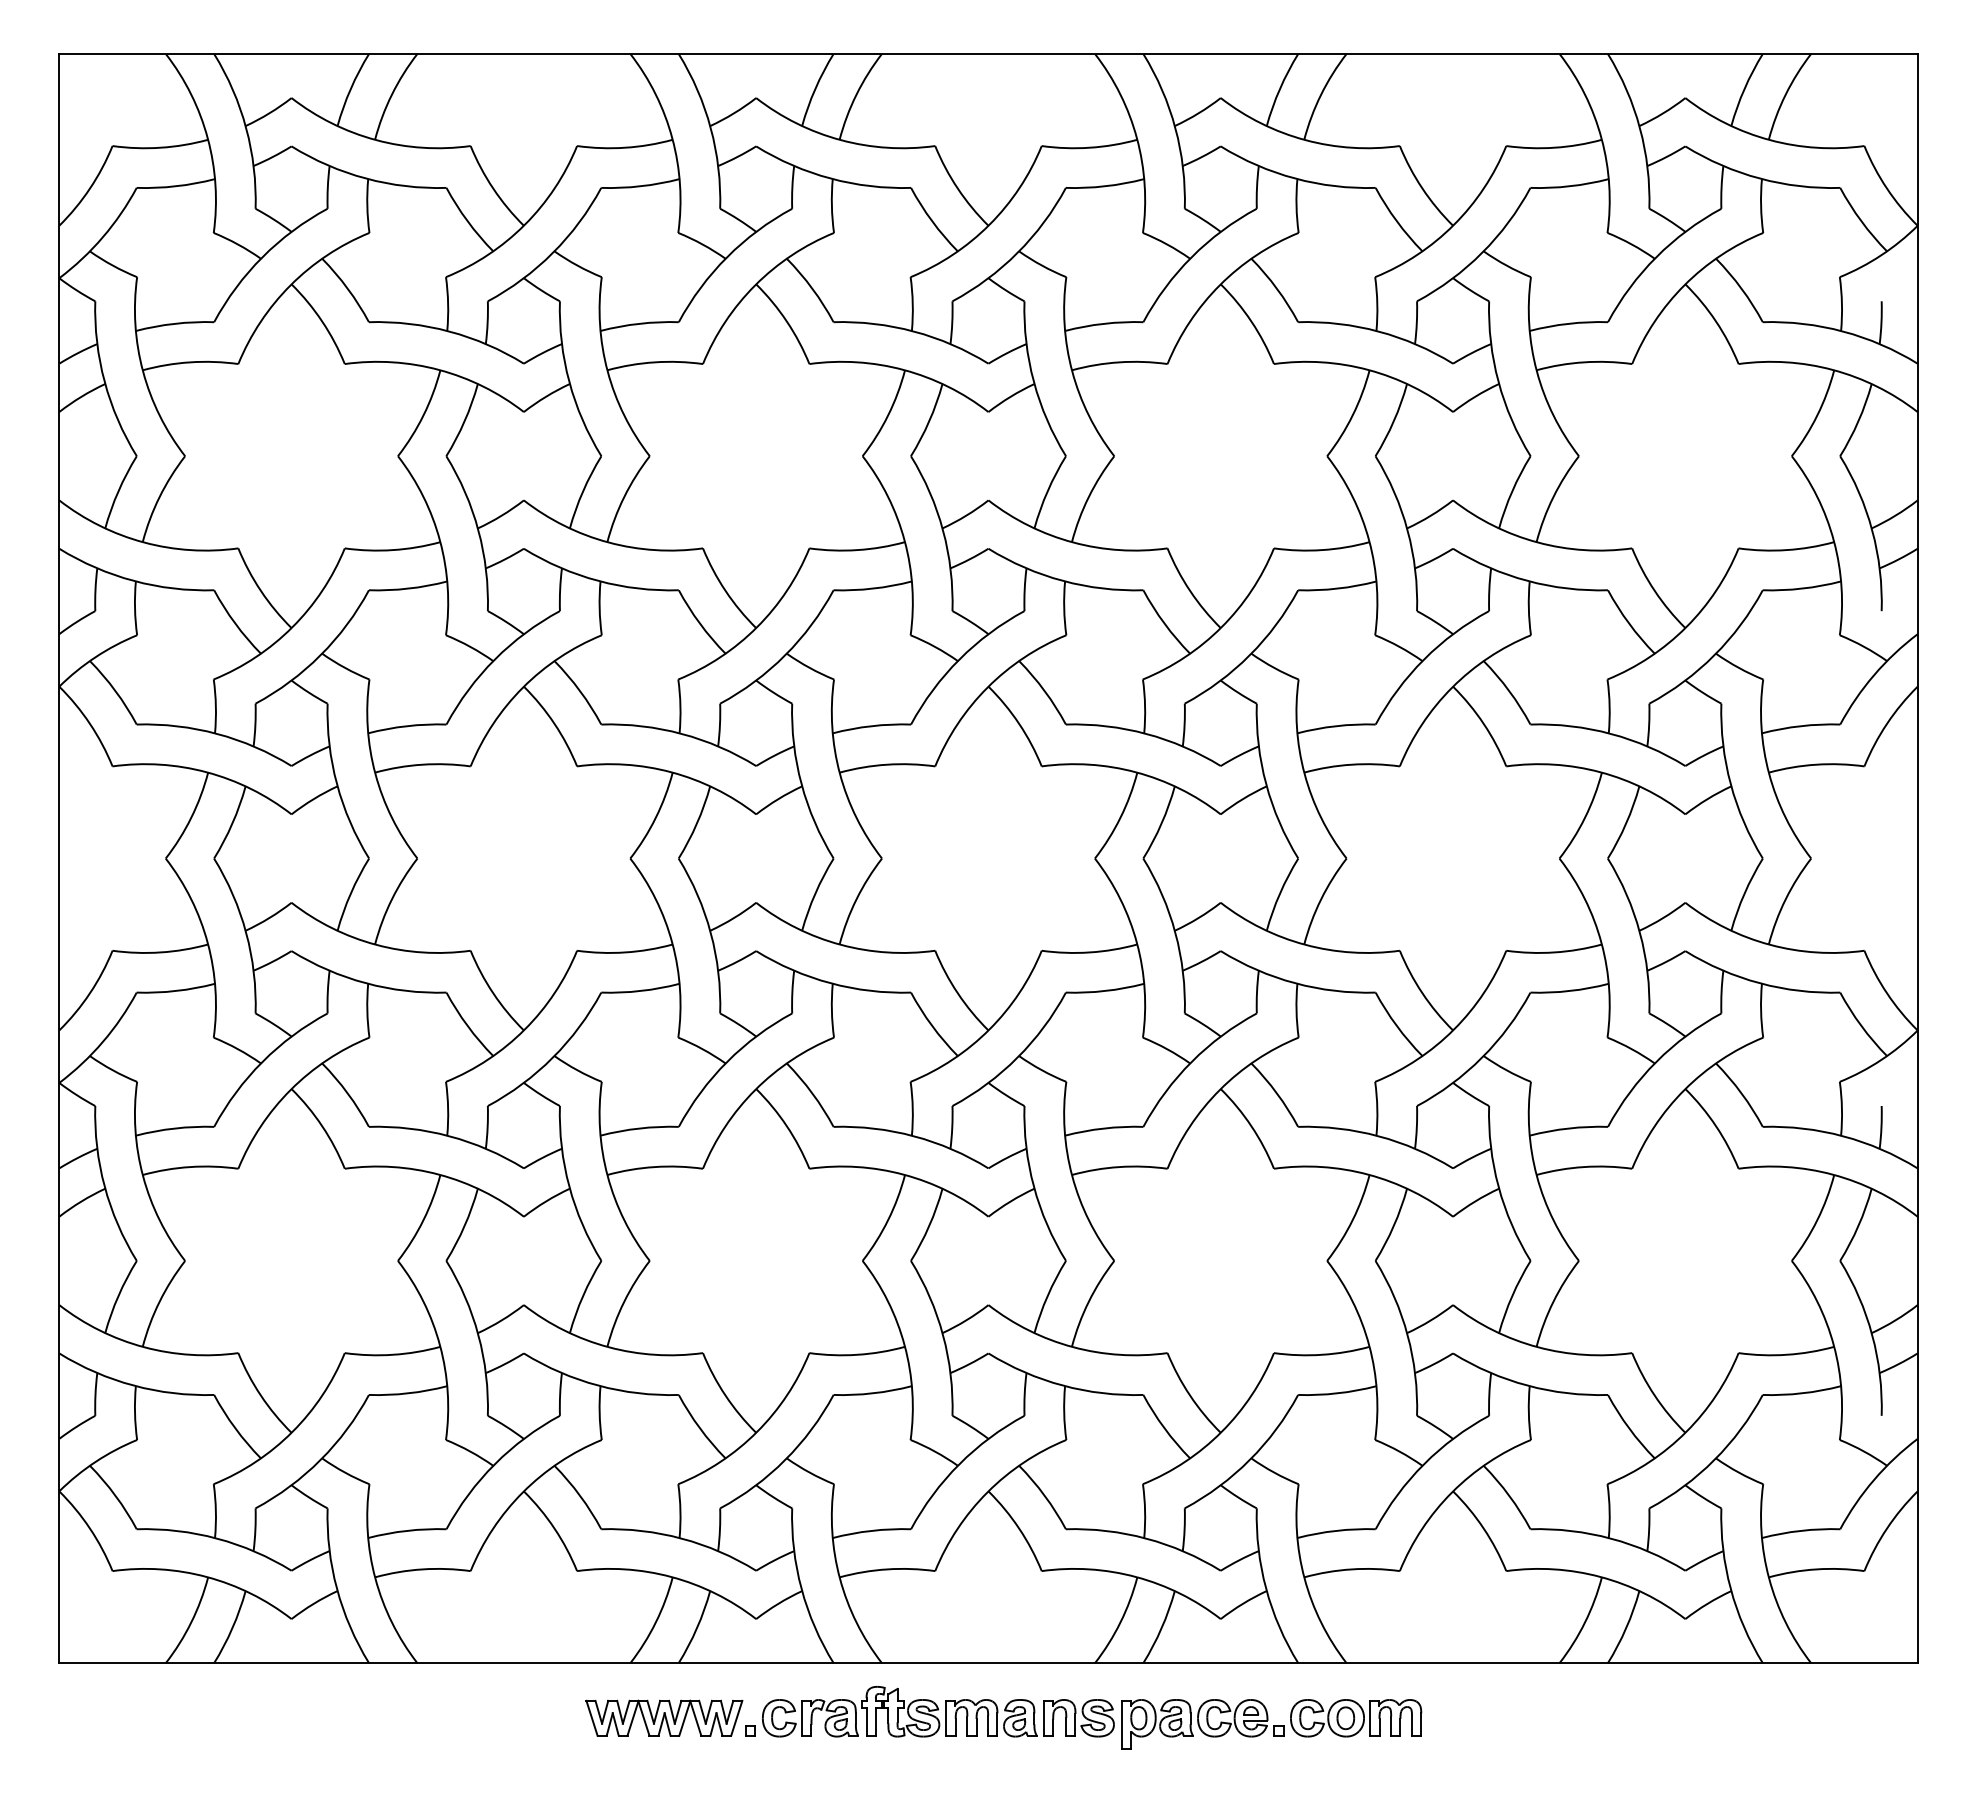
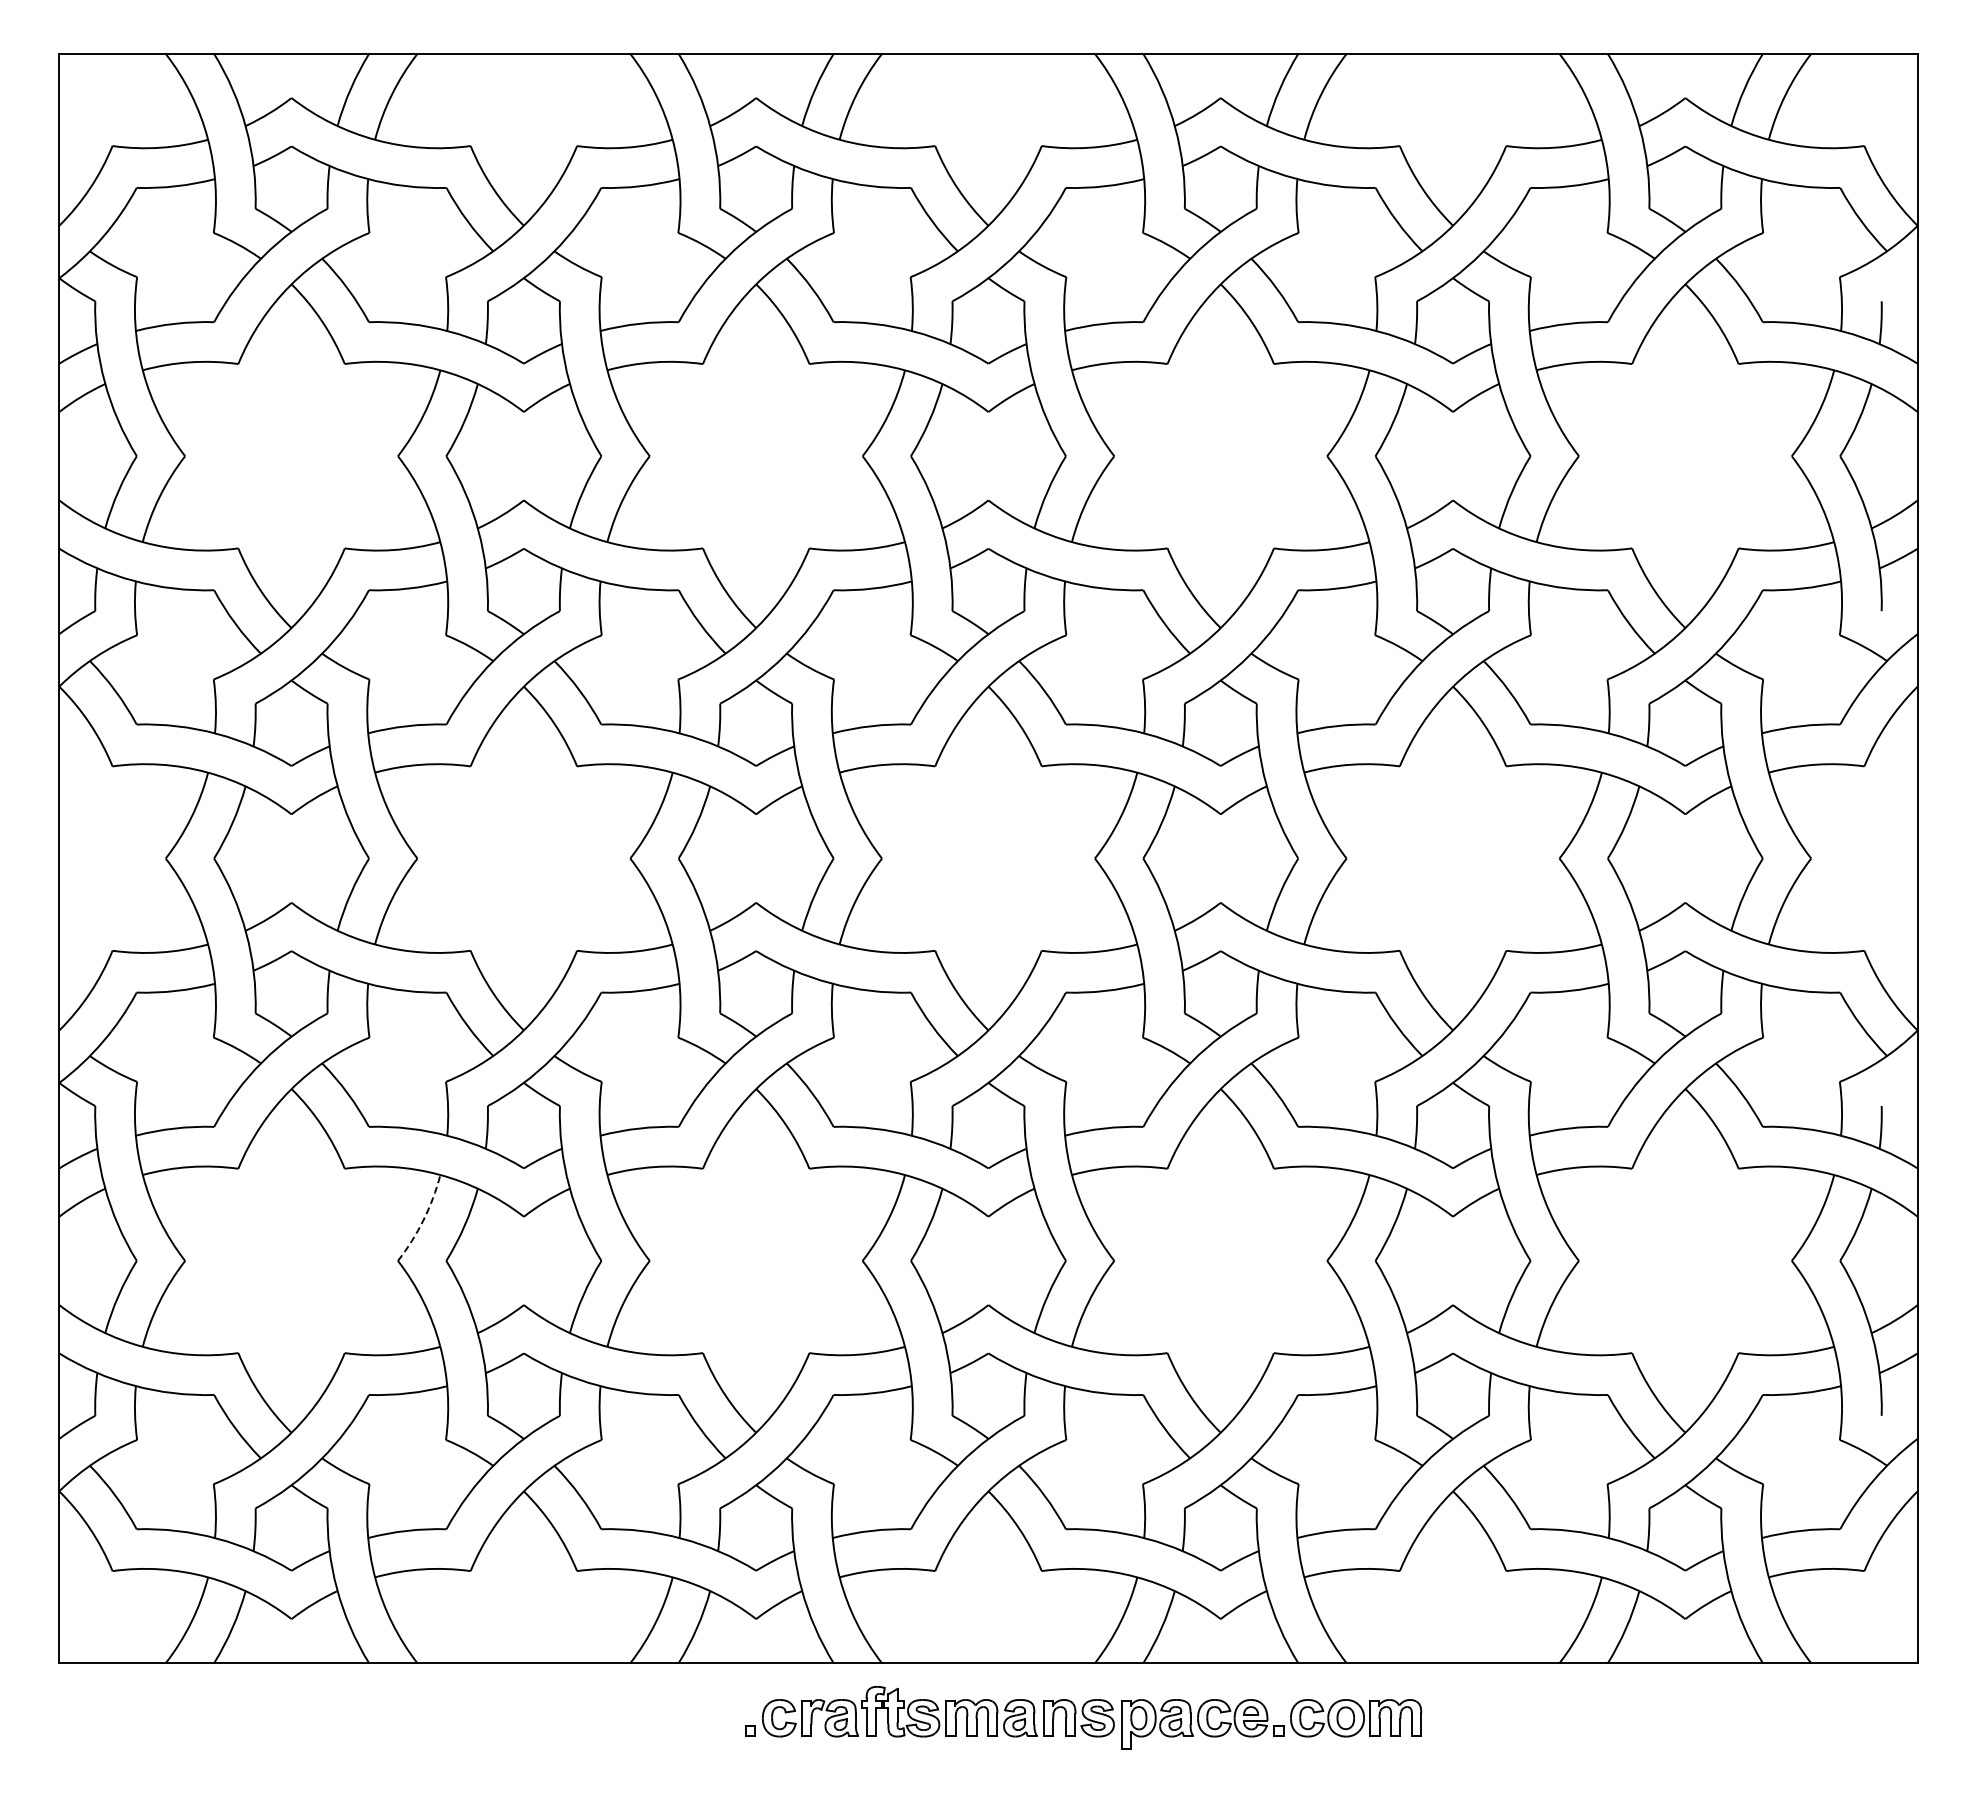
arc: solid -> dashed (423, 1220)
part: present -> none (664, 1717)
